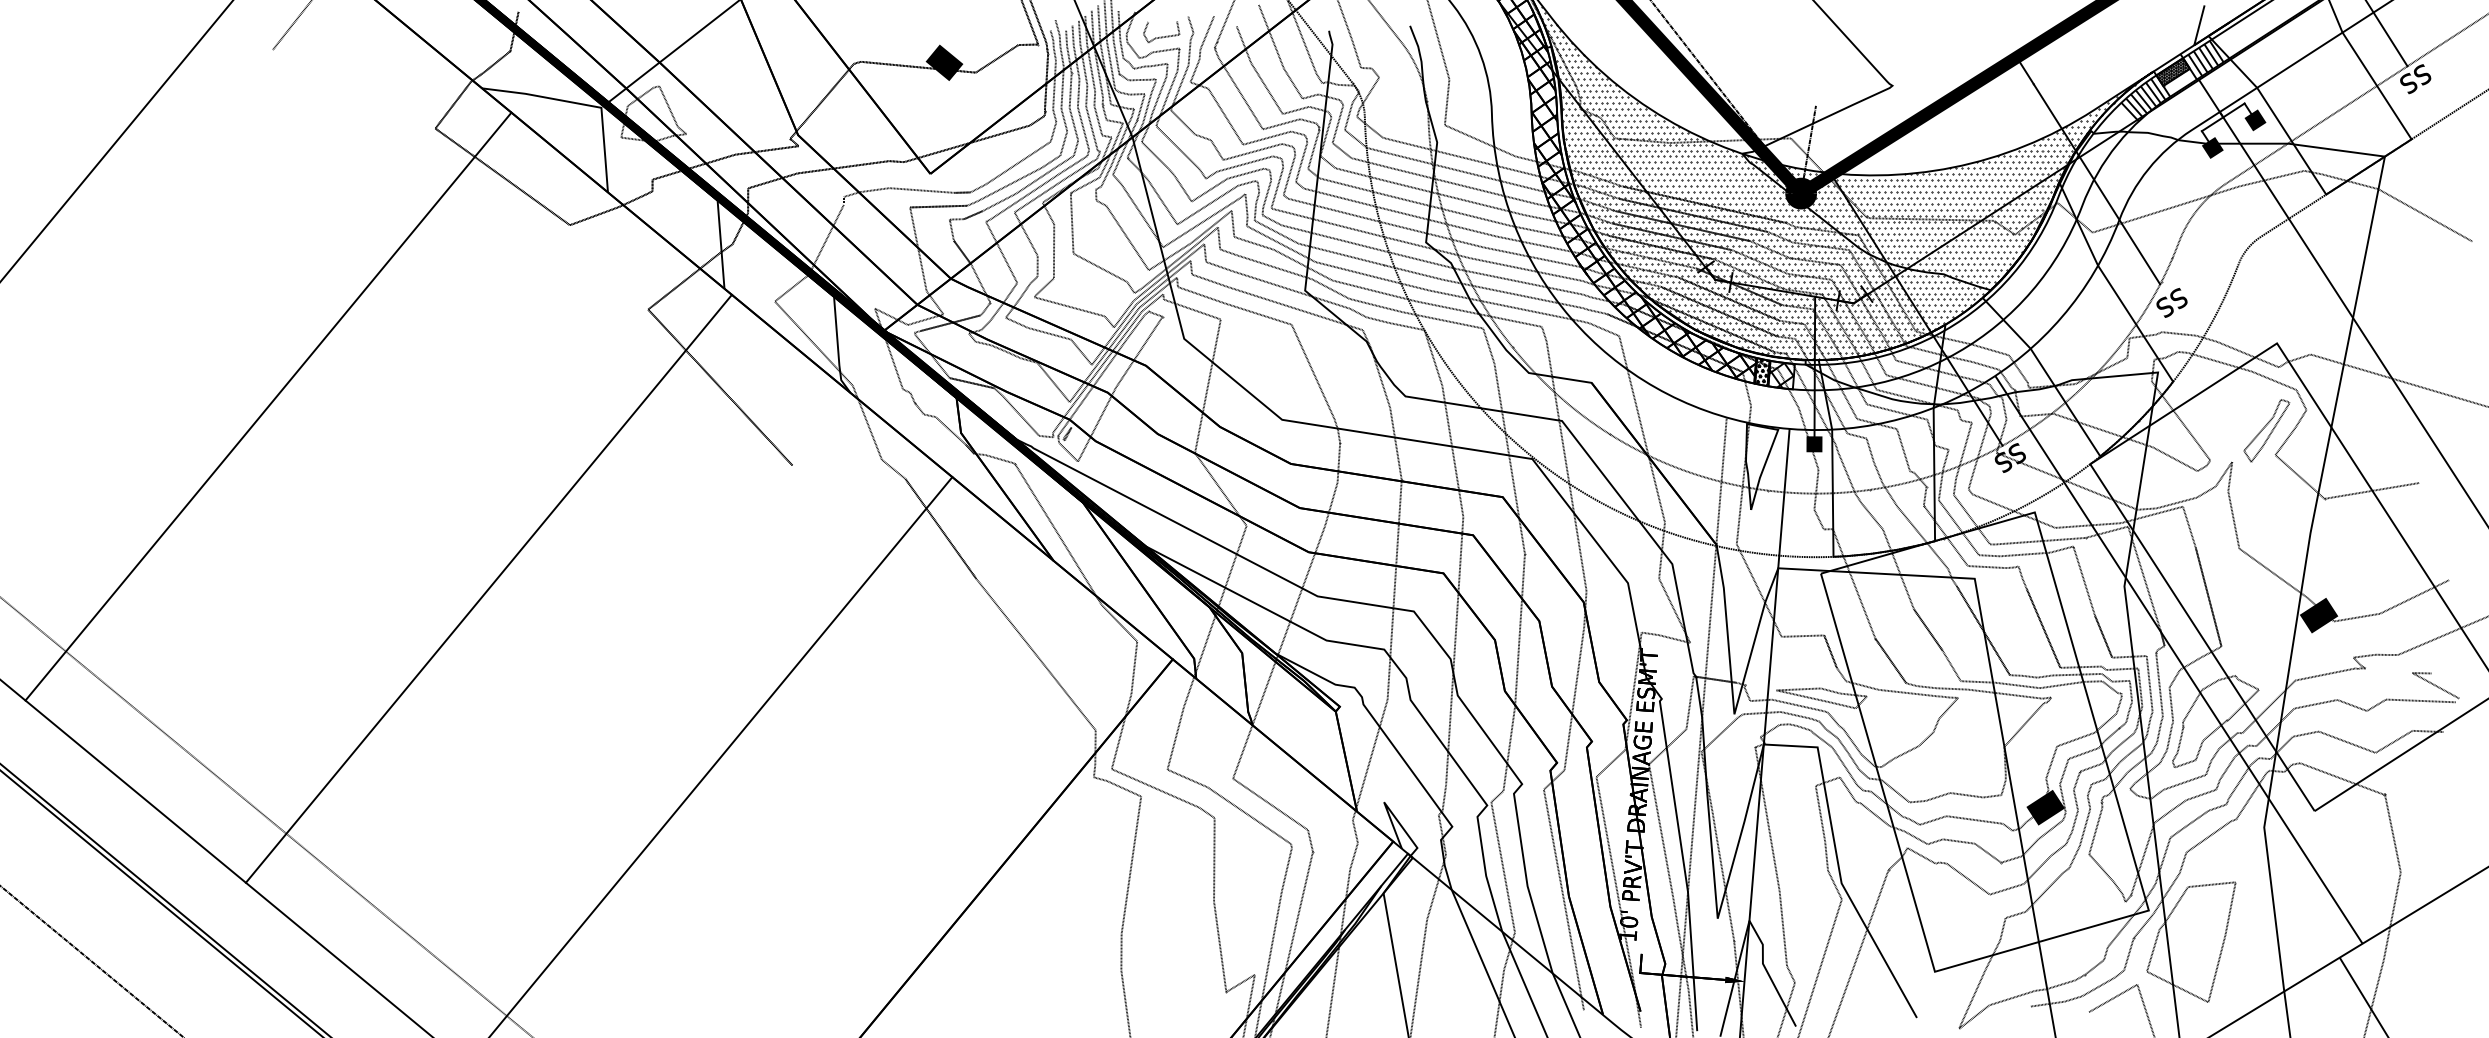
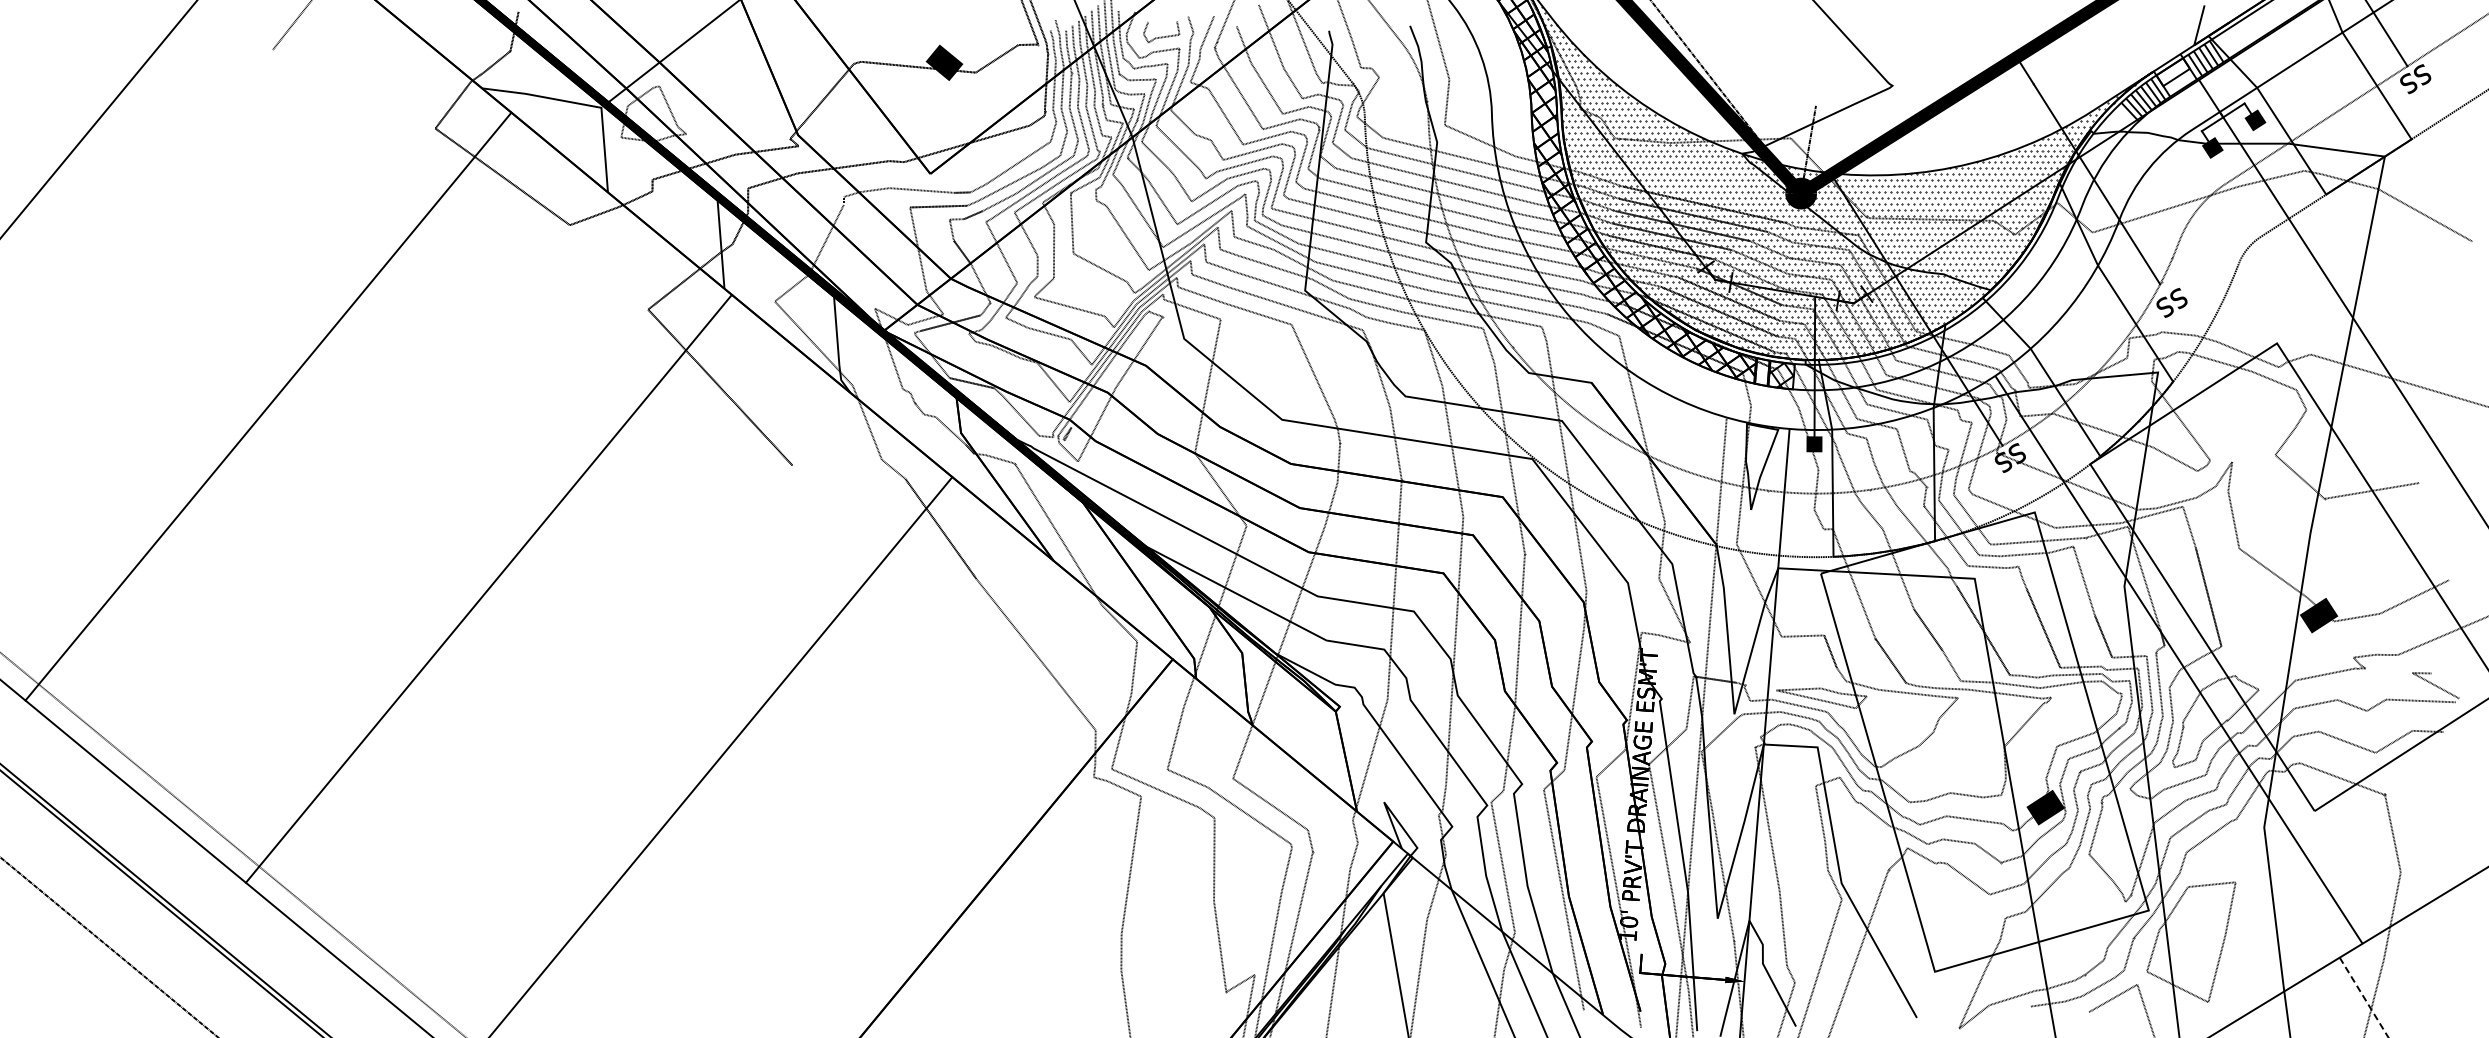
hatch: present -> none (2172, 71)
line position: (116, 140) -> (98, 119) (98, 119)
hatch: present -> none (1762, 372)
part: present -> none (2266, 430)
line position: (265, 816) -> (232, 844) (232, 844)
line position: (91, 960) -> (108, 946) (108, 946)
line: solid -> dashed (2364, 997)
